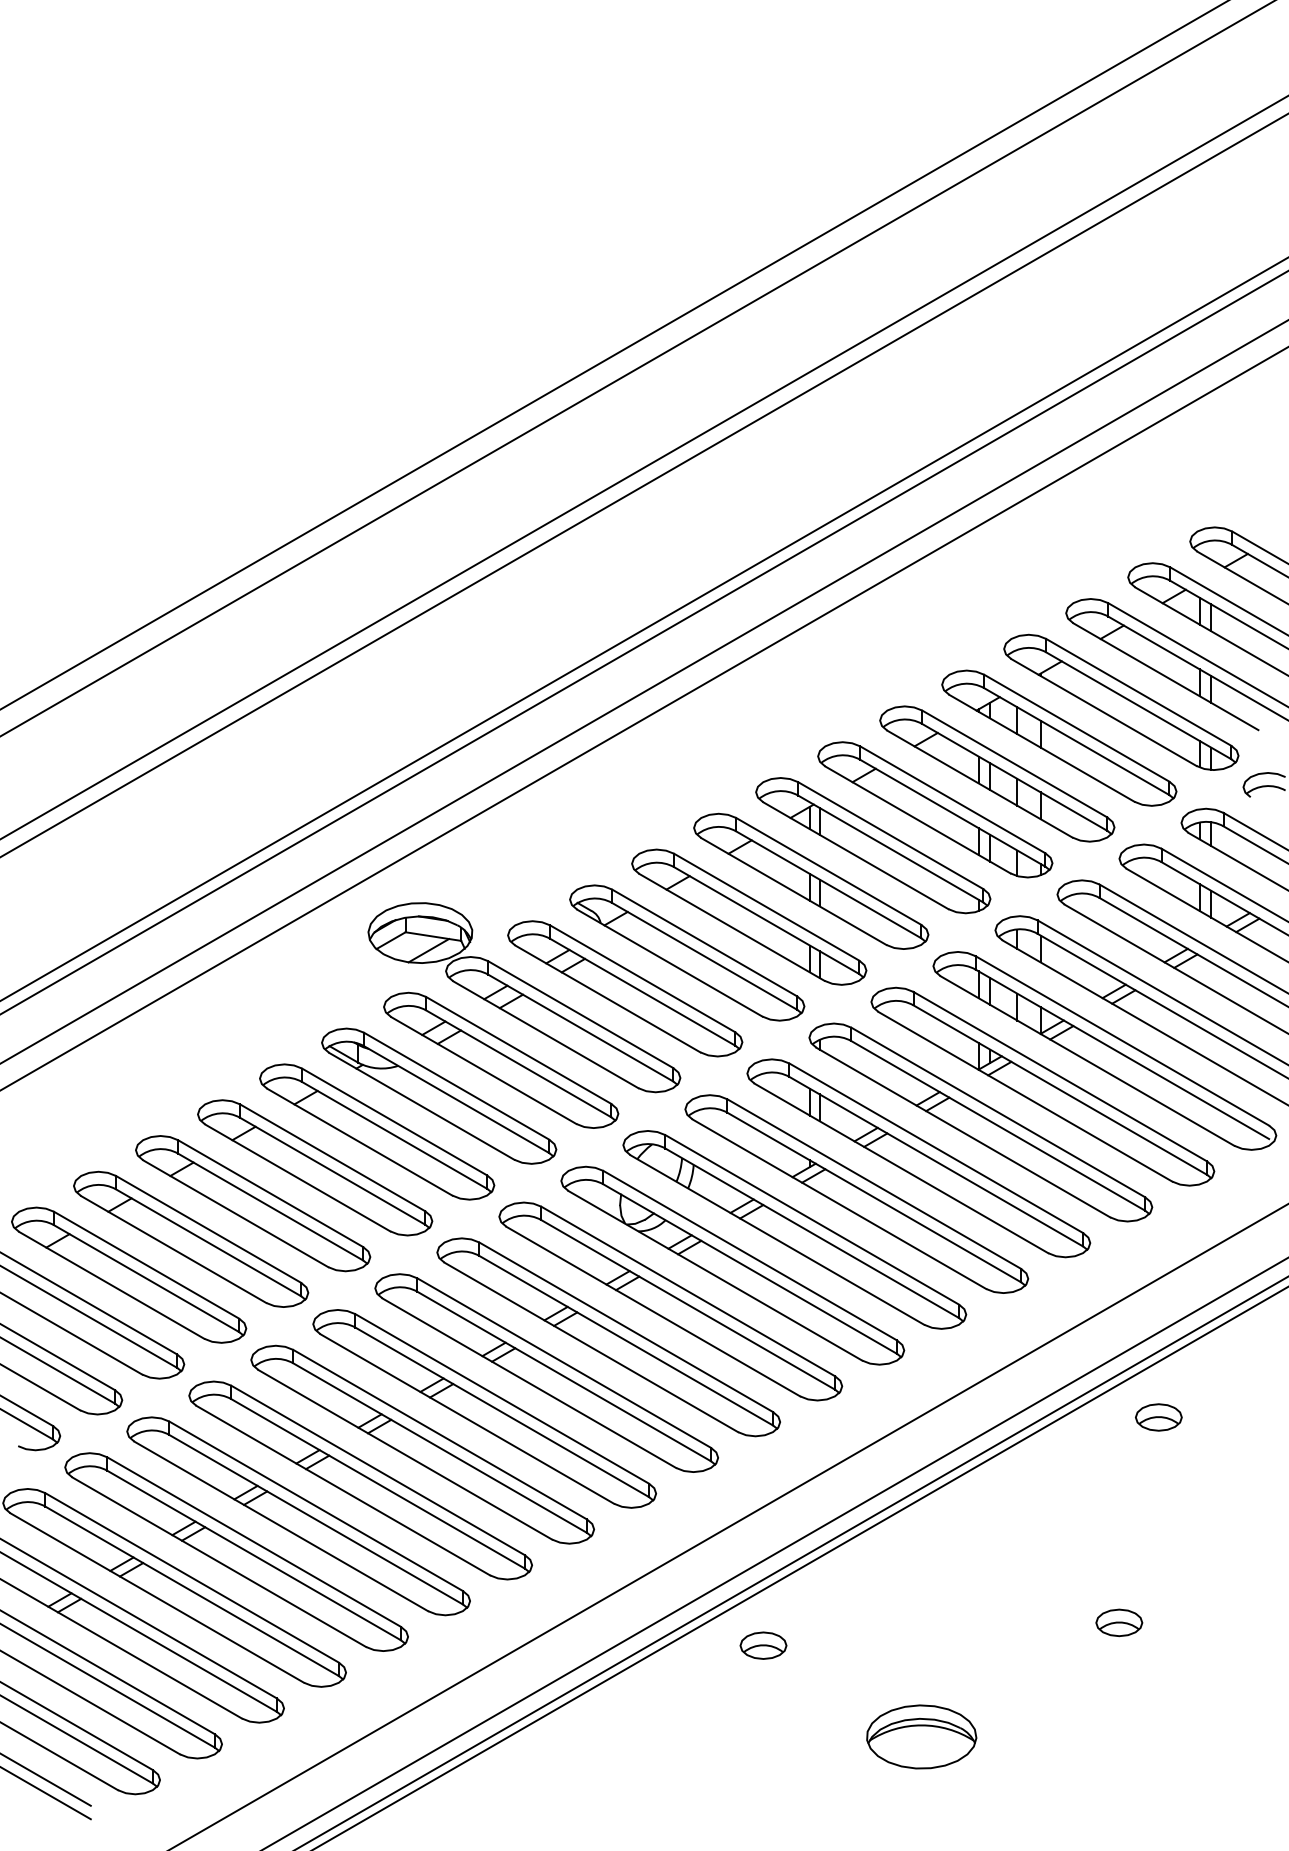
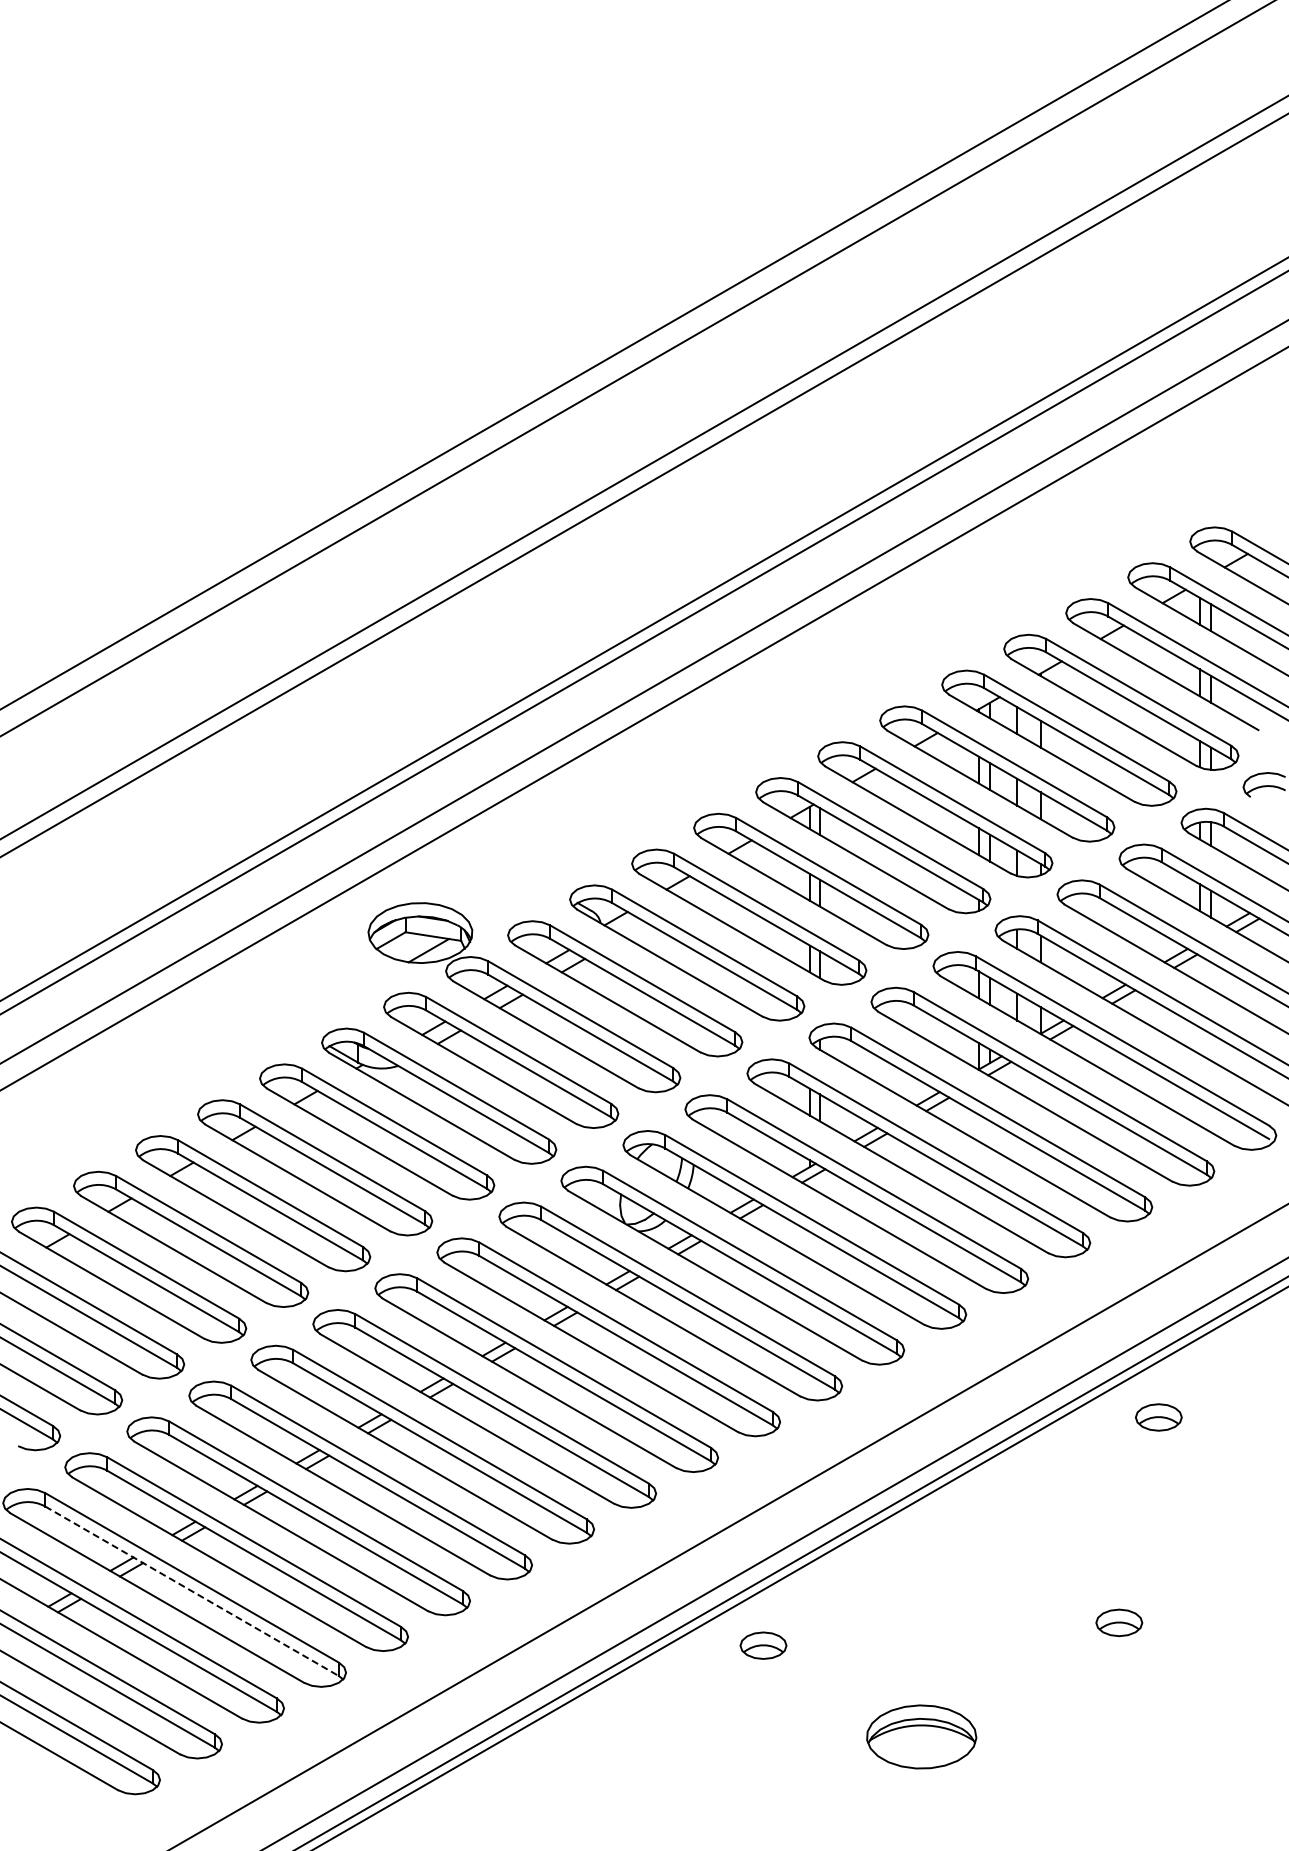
line: solid -> dashed (192, 1591)
line: present -> none (46, 1779)
line: present -> none (46, 1793)
